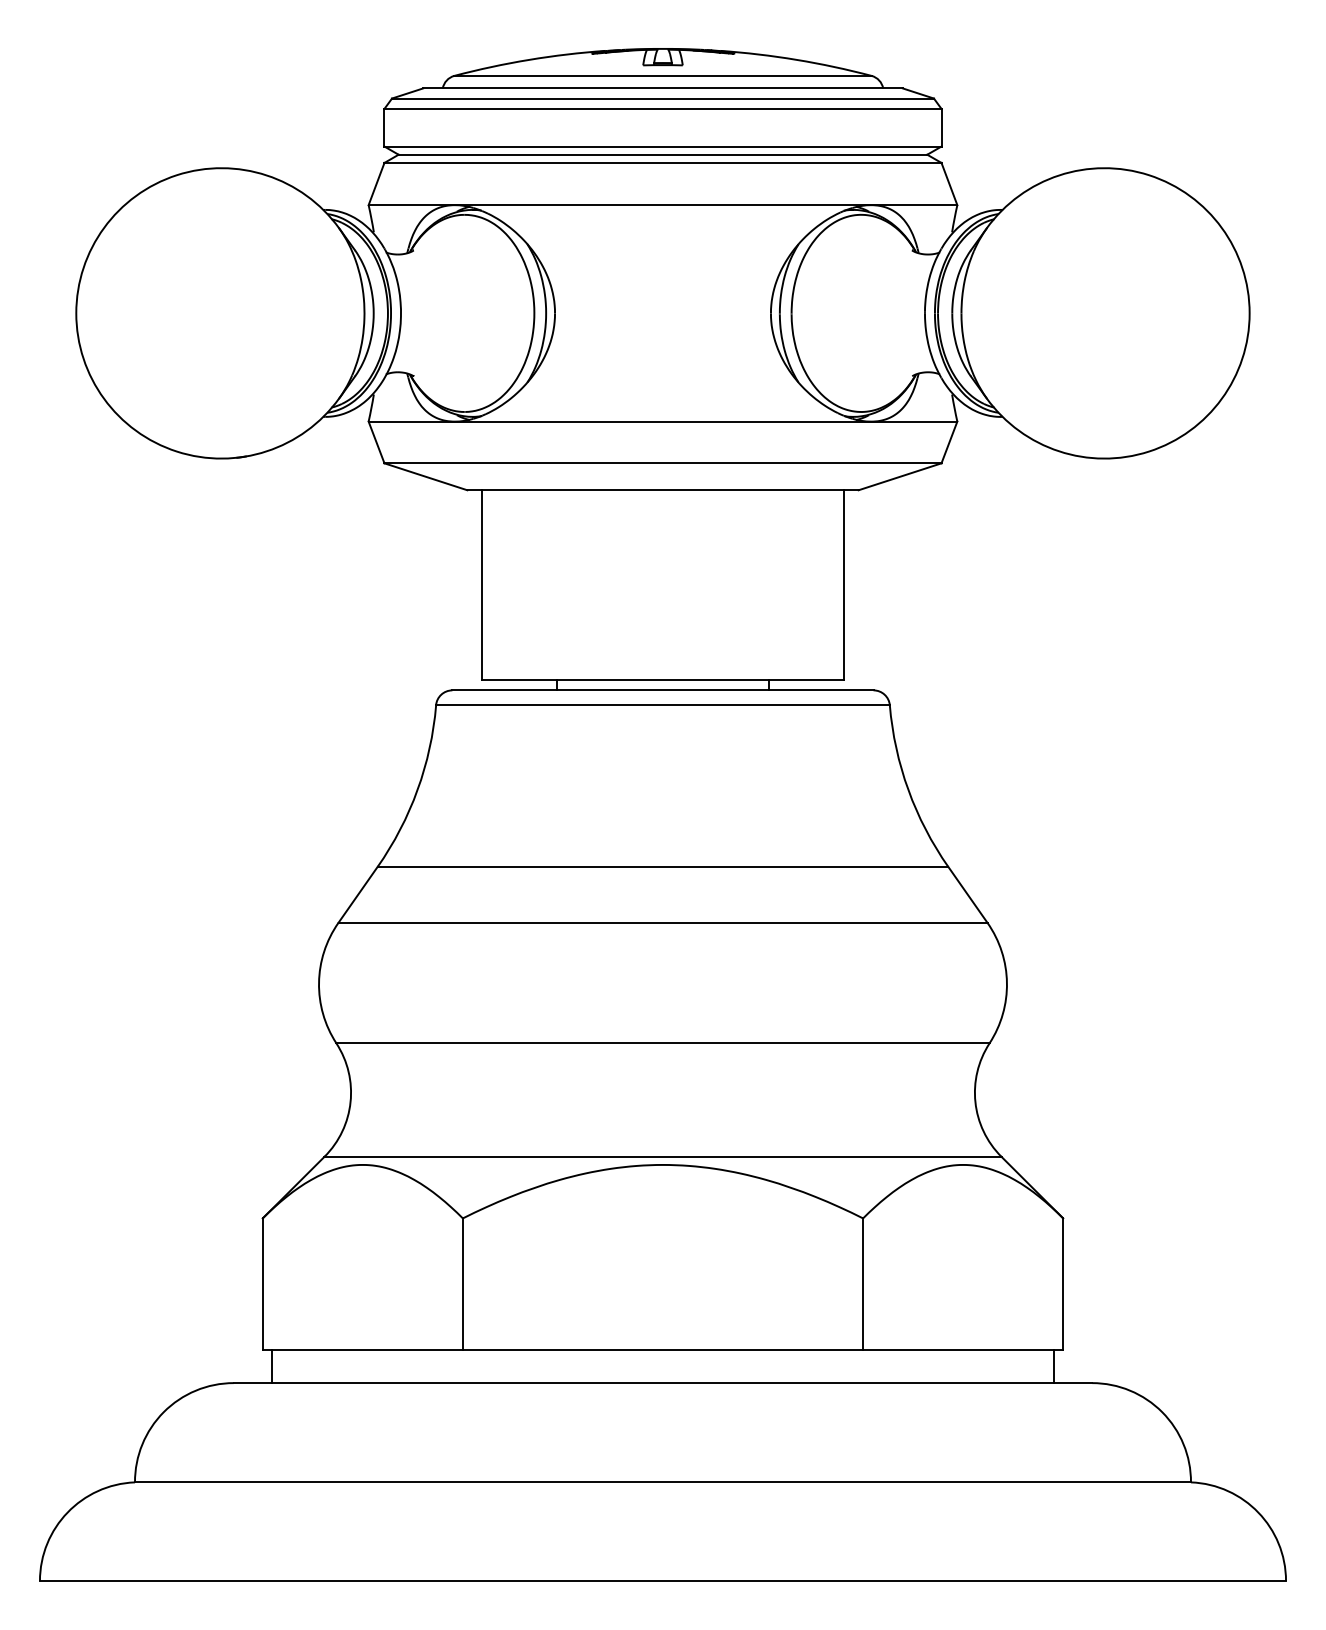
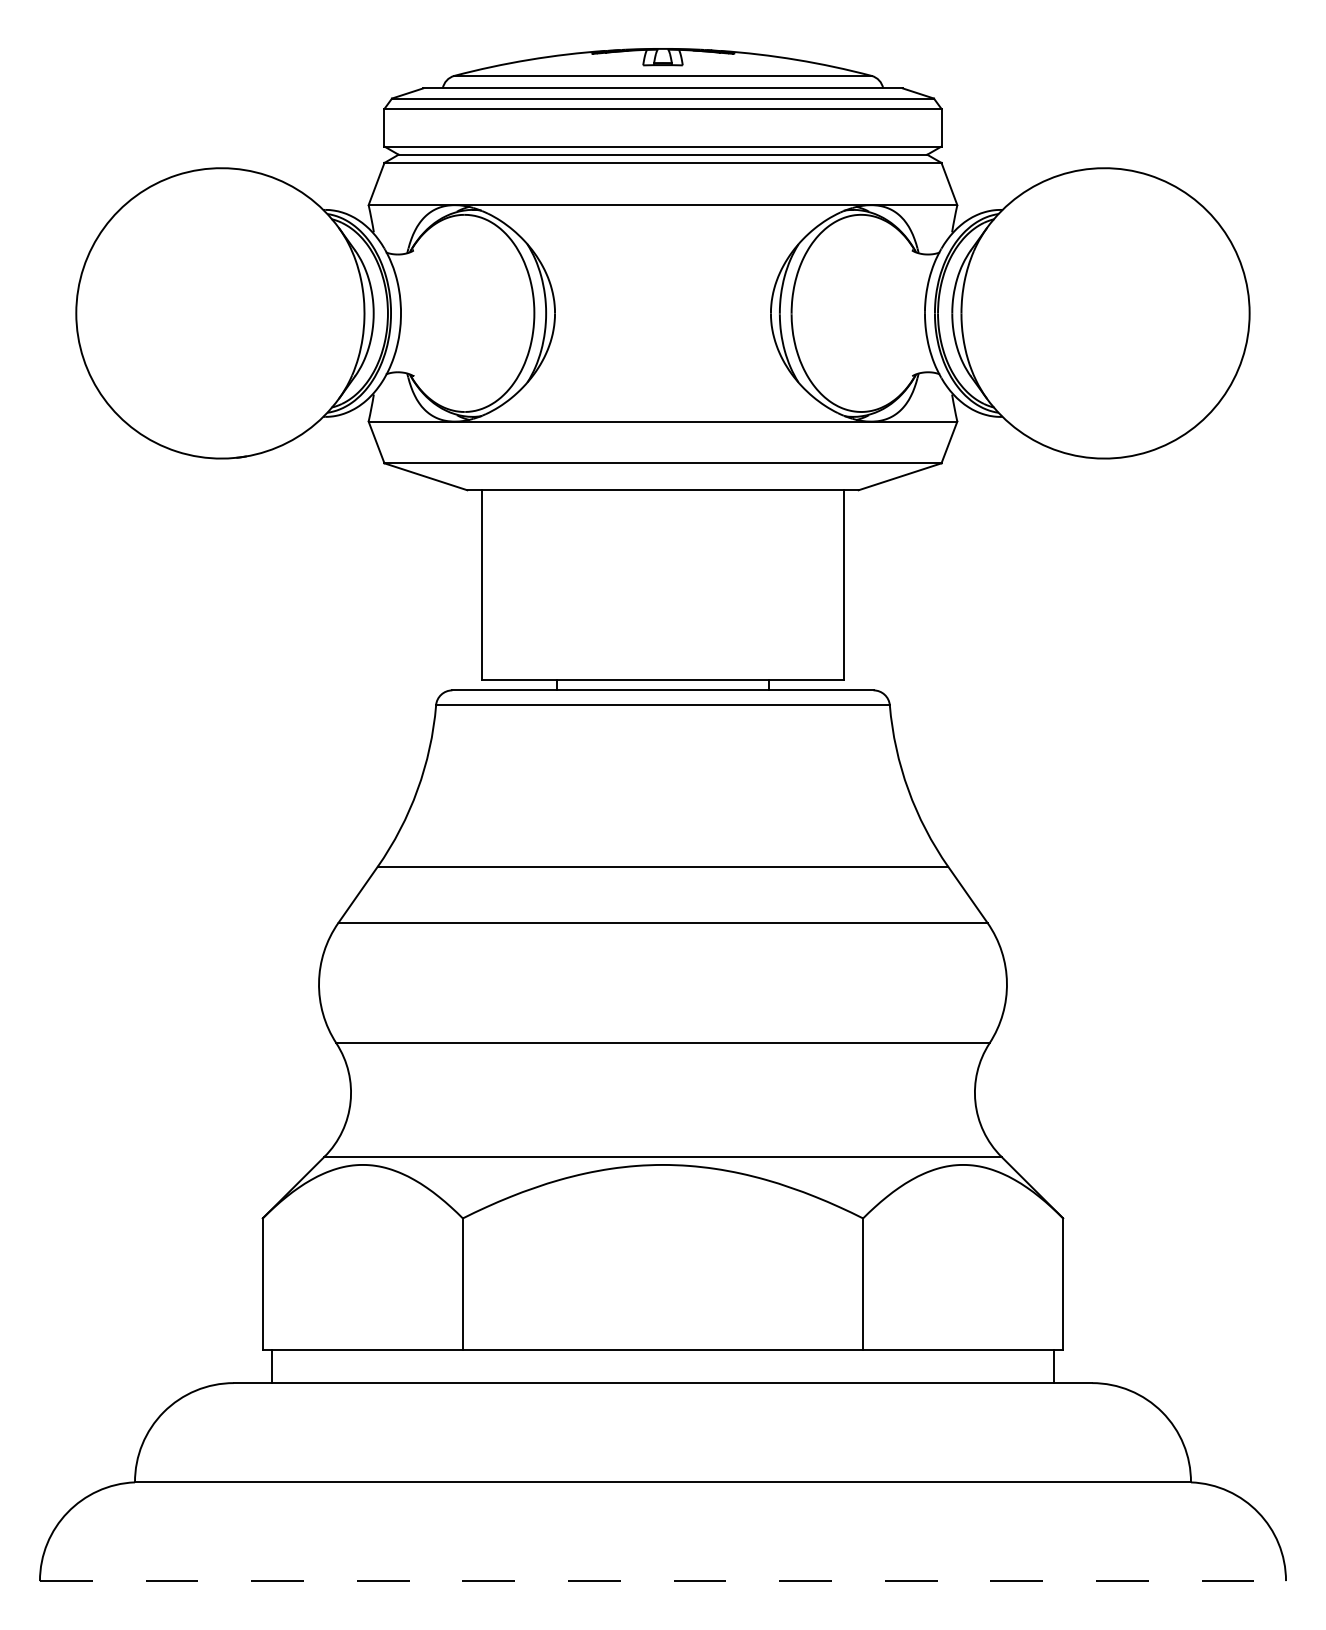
line: solid -> dashed (663, 1581)
